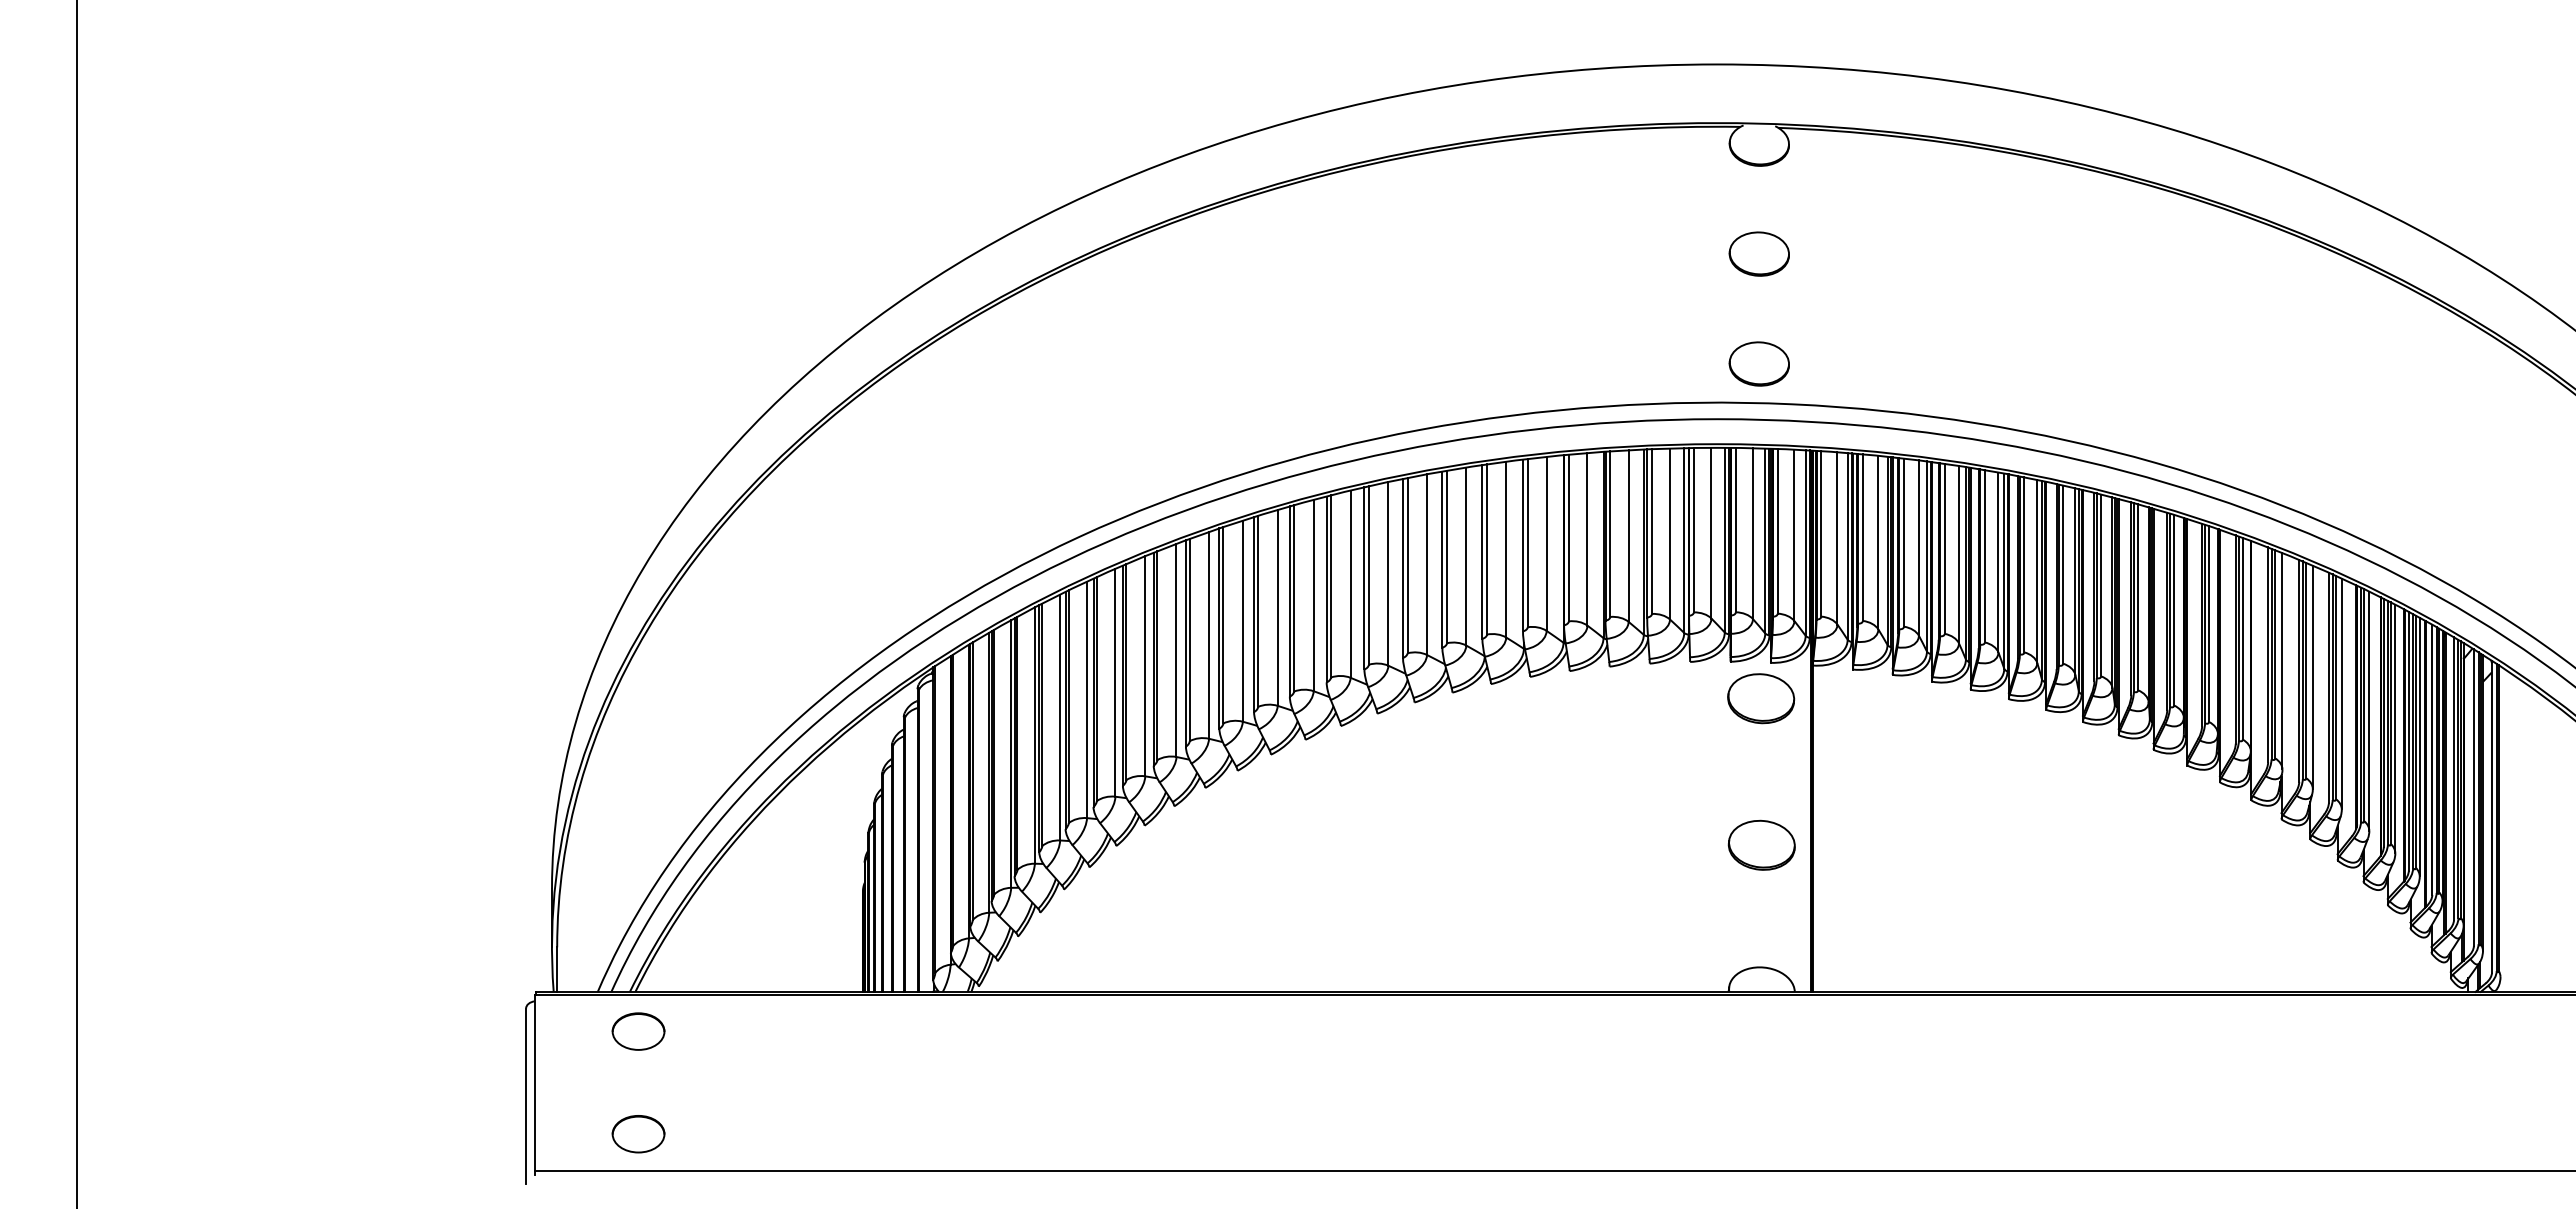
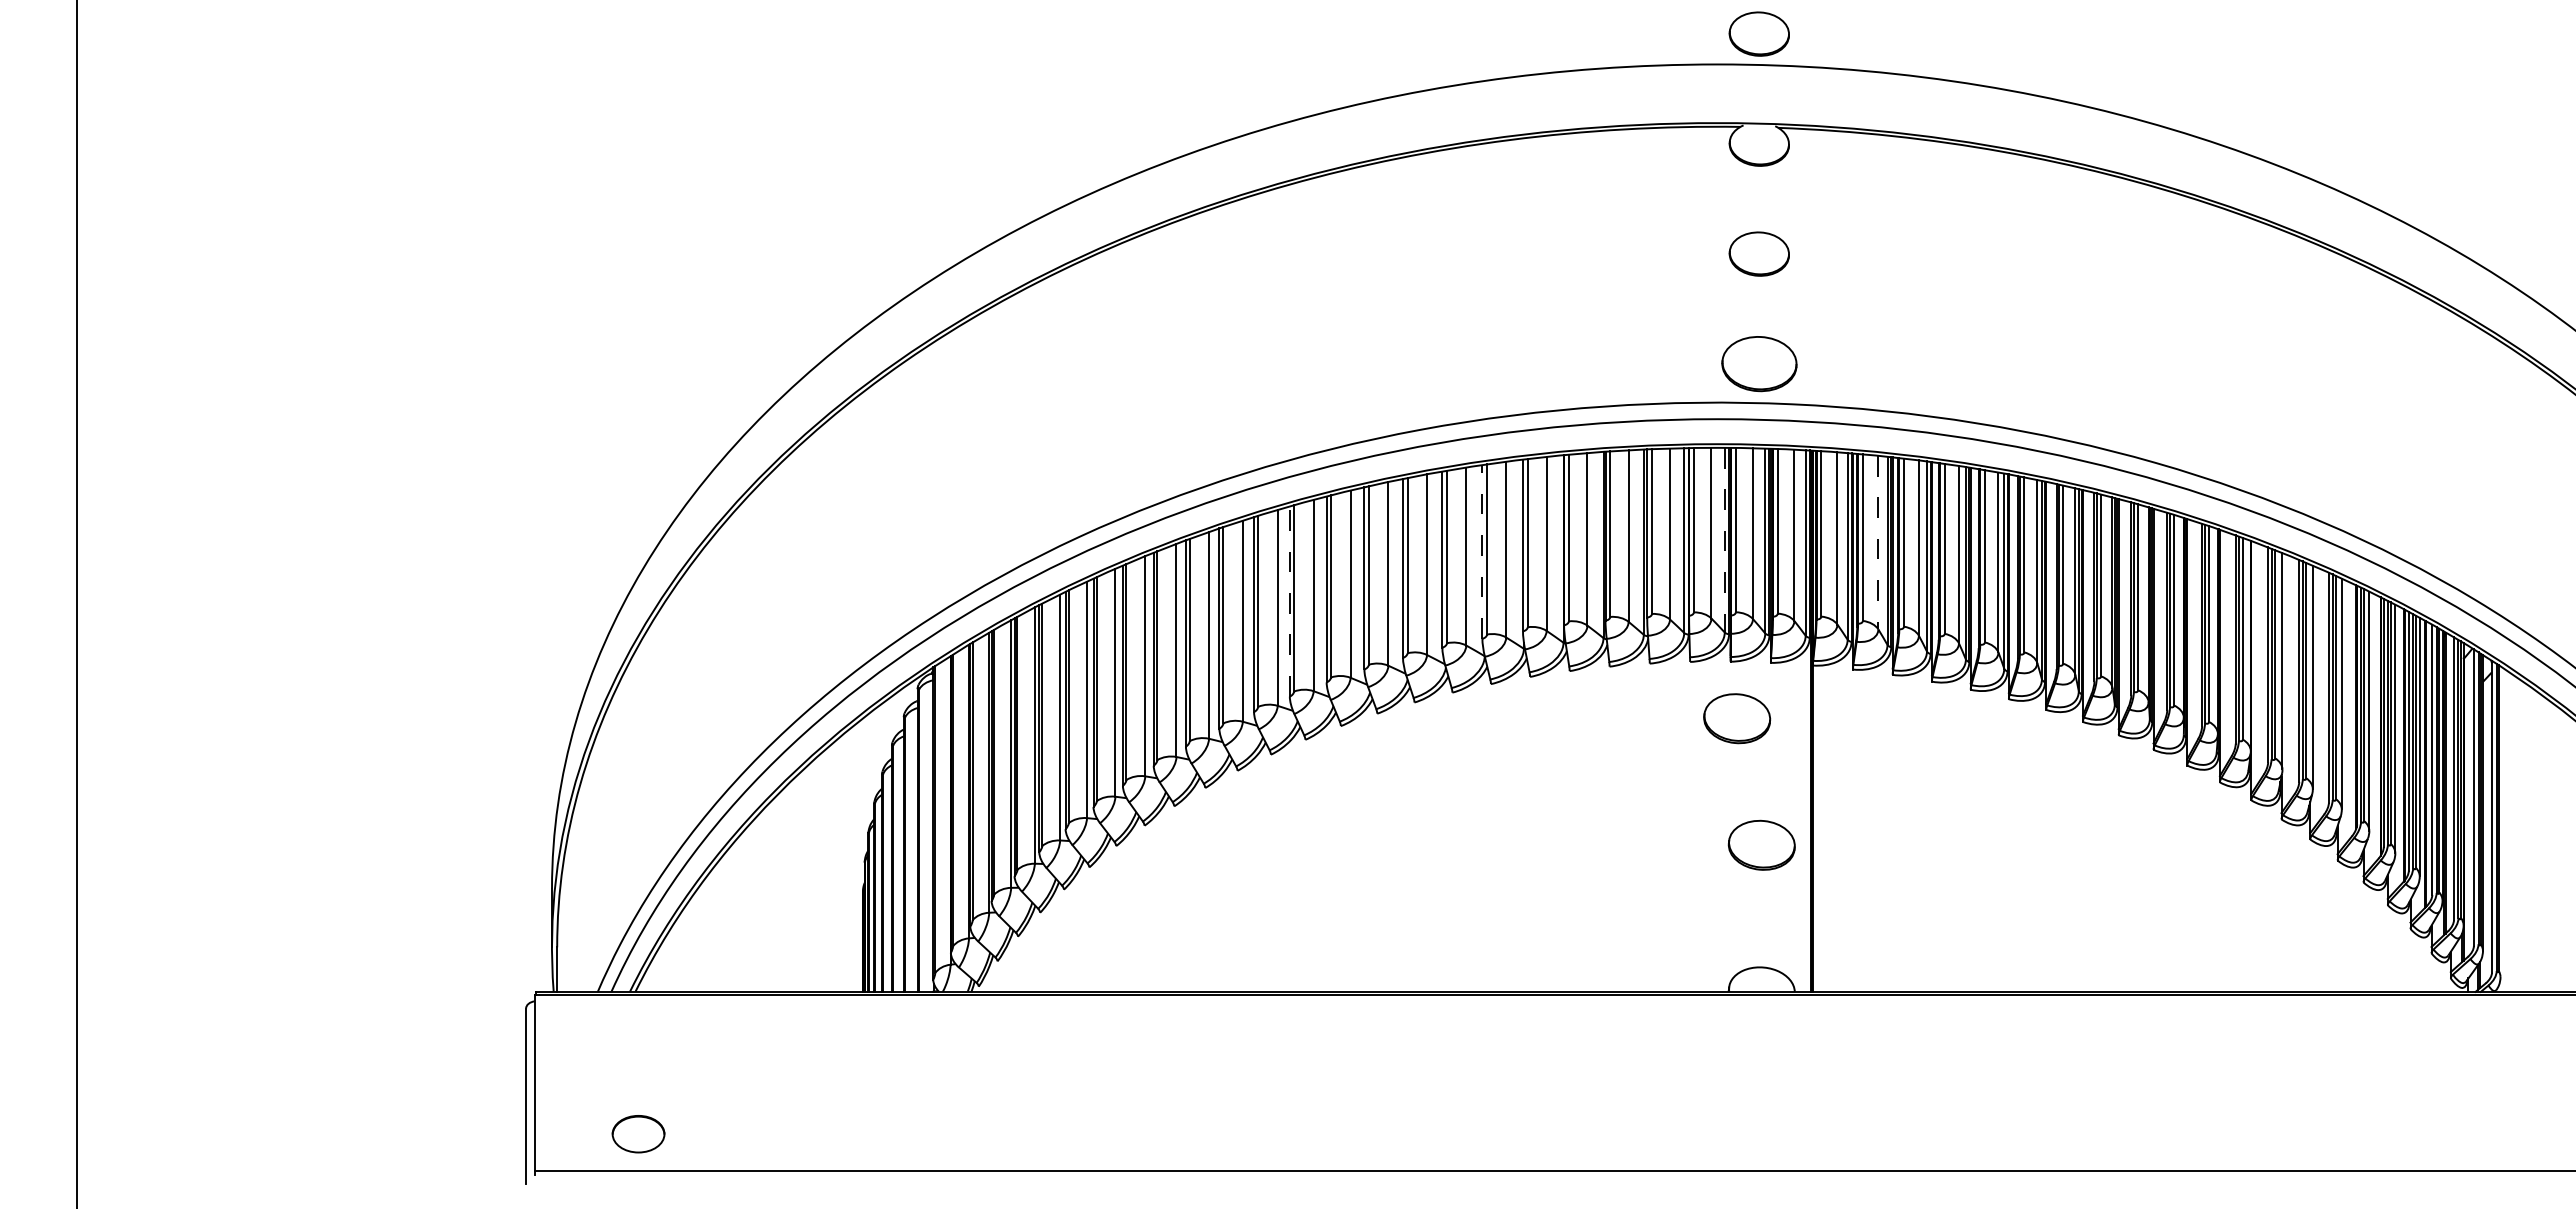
part: none -> present (1758, 33)
part size: 62x46 px -> 77x57 px (1759, 364)
line: solid -> dashed (1724, 540)
line: solid -> dashed (1878, 542)
line: solid -> dashed (1482, 551)
line: solid -> dashed (1289, 601)
part position: (1761, 698) -> (1737, 718) (1737, 718)
part: present -> none (638, 1031)
